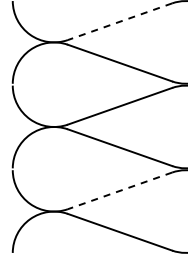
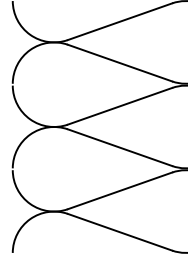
line: dashed -> solid (119, 21)
line: dashed -> solid (119, 191)
